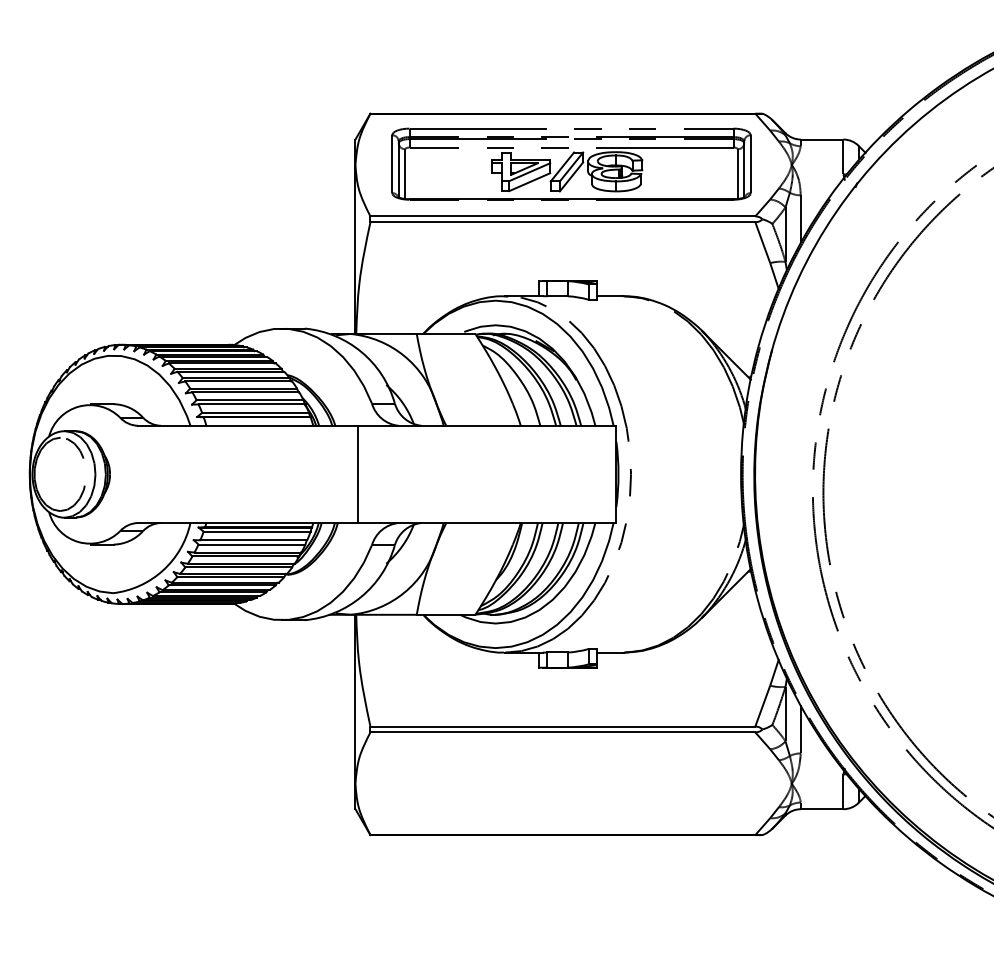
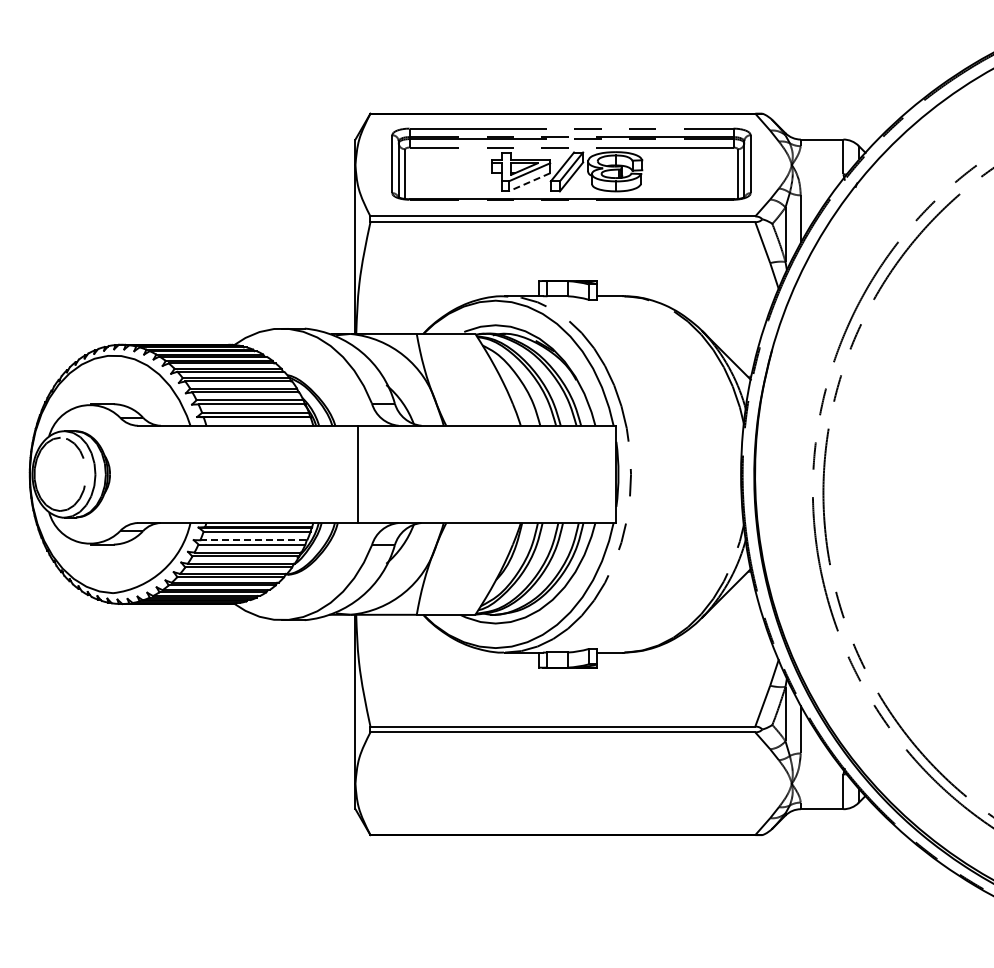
line: solid -> dashed (529, 182)
line: solid -> dashed (254, 540)
